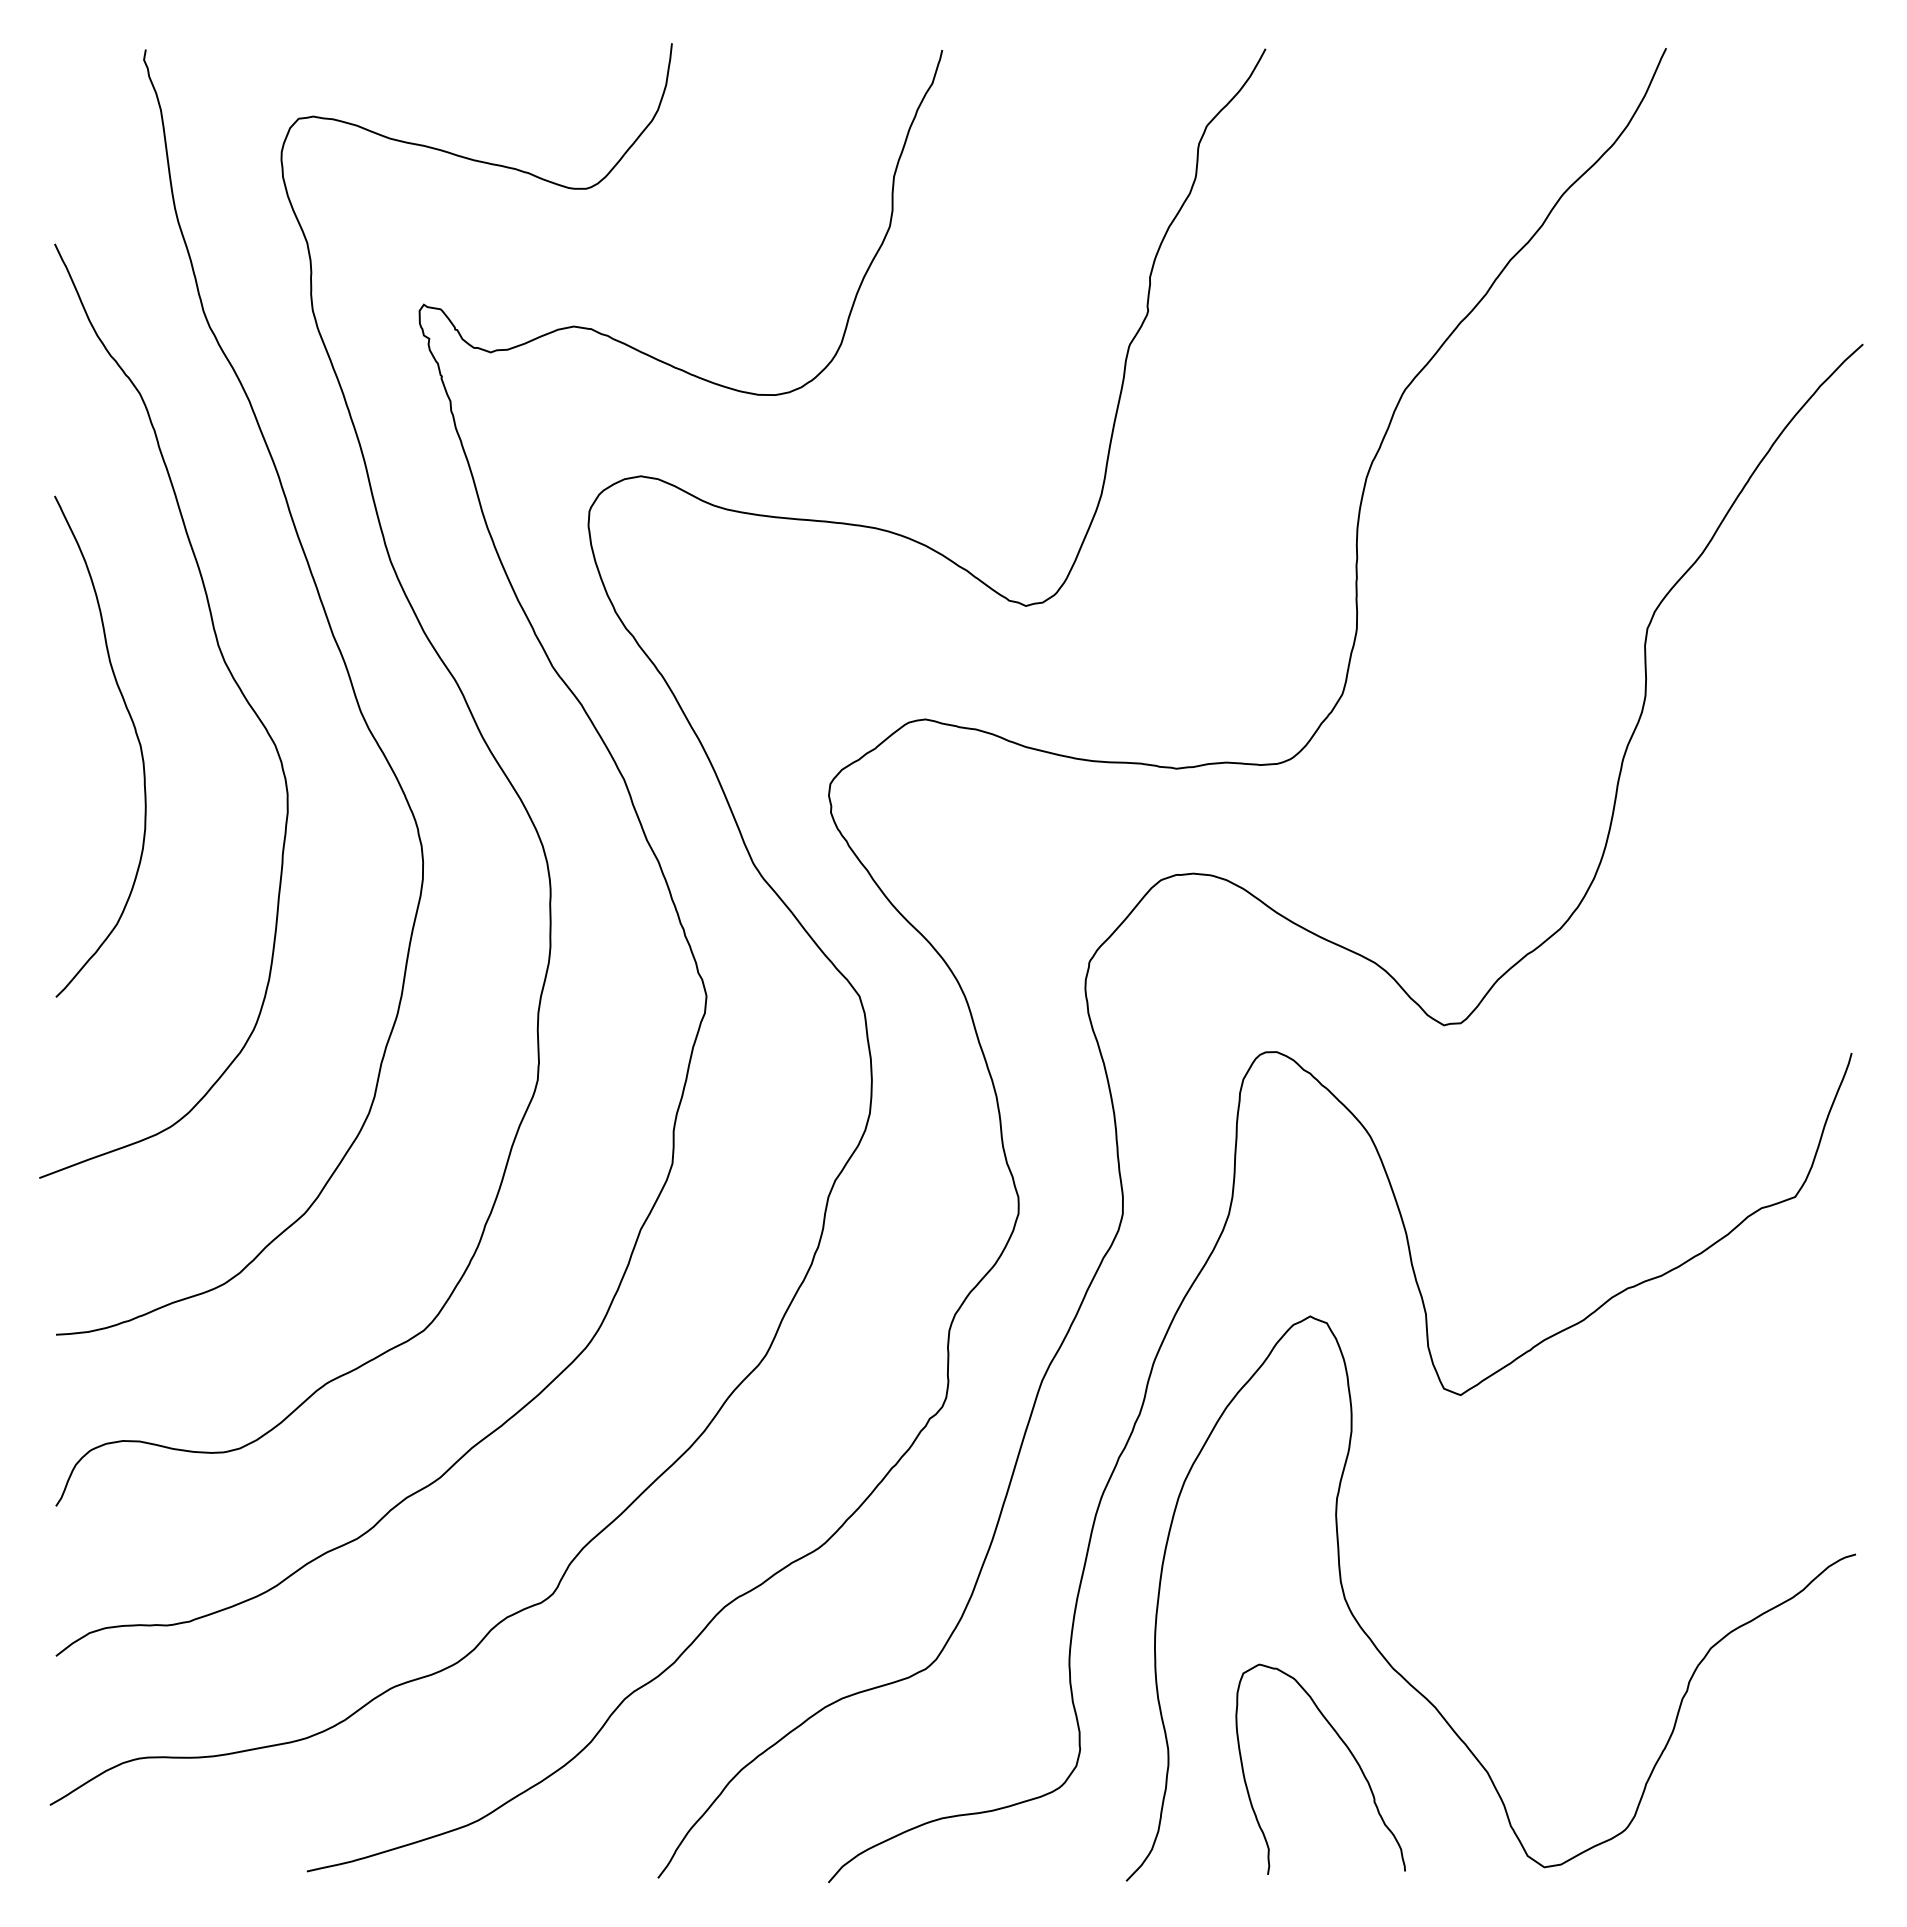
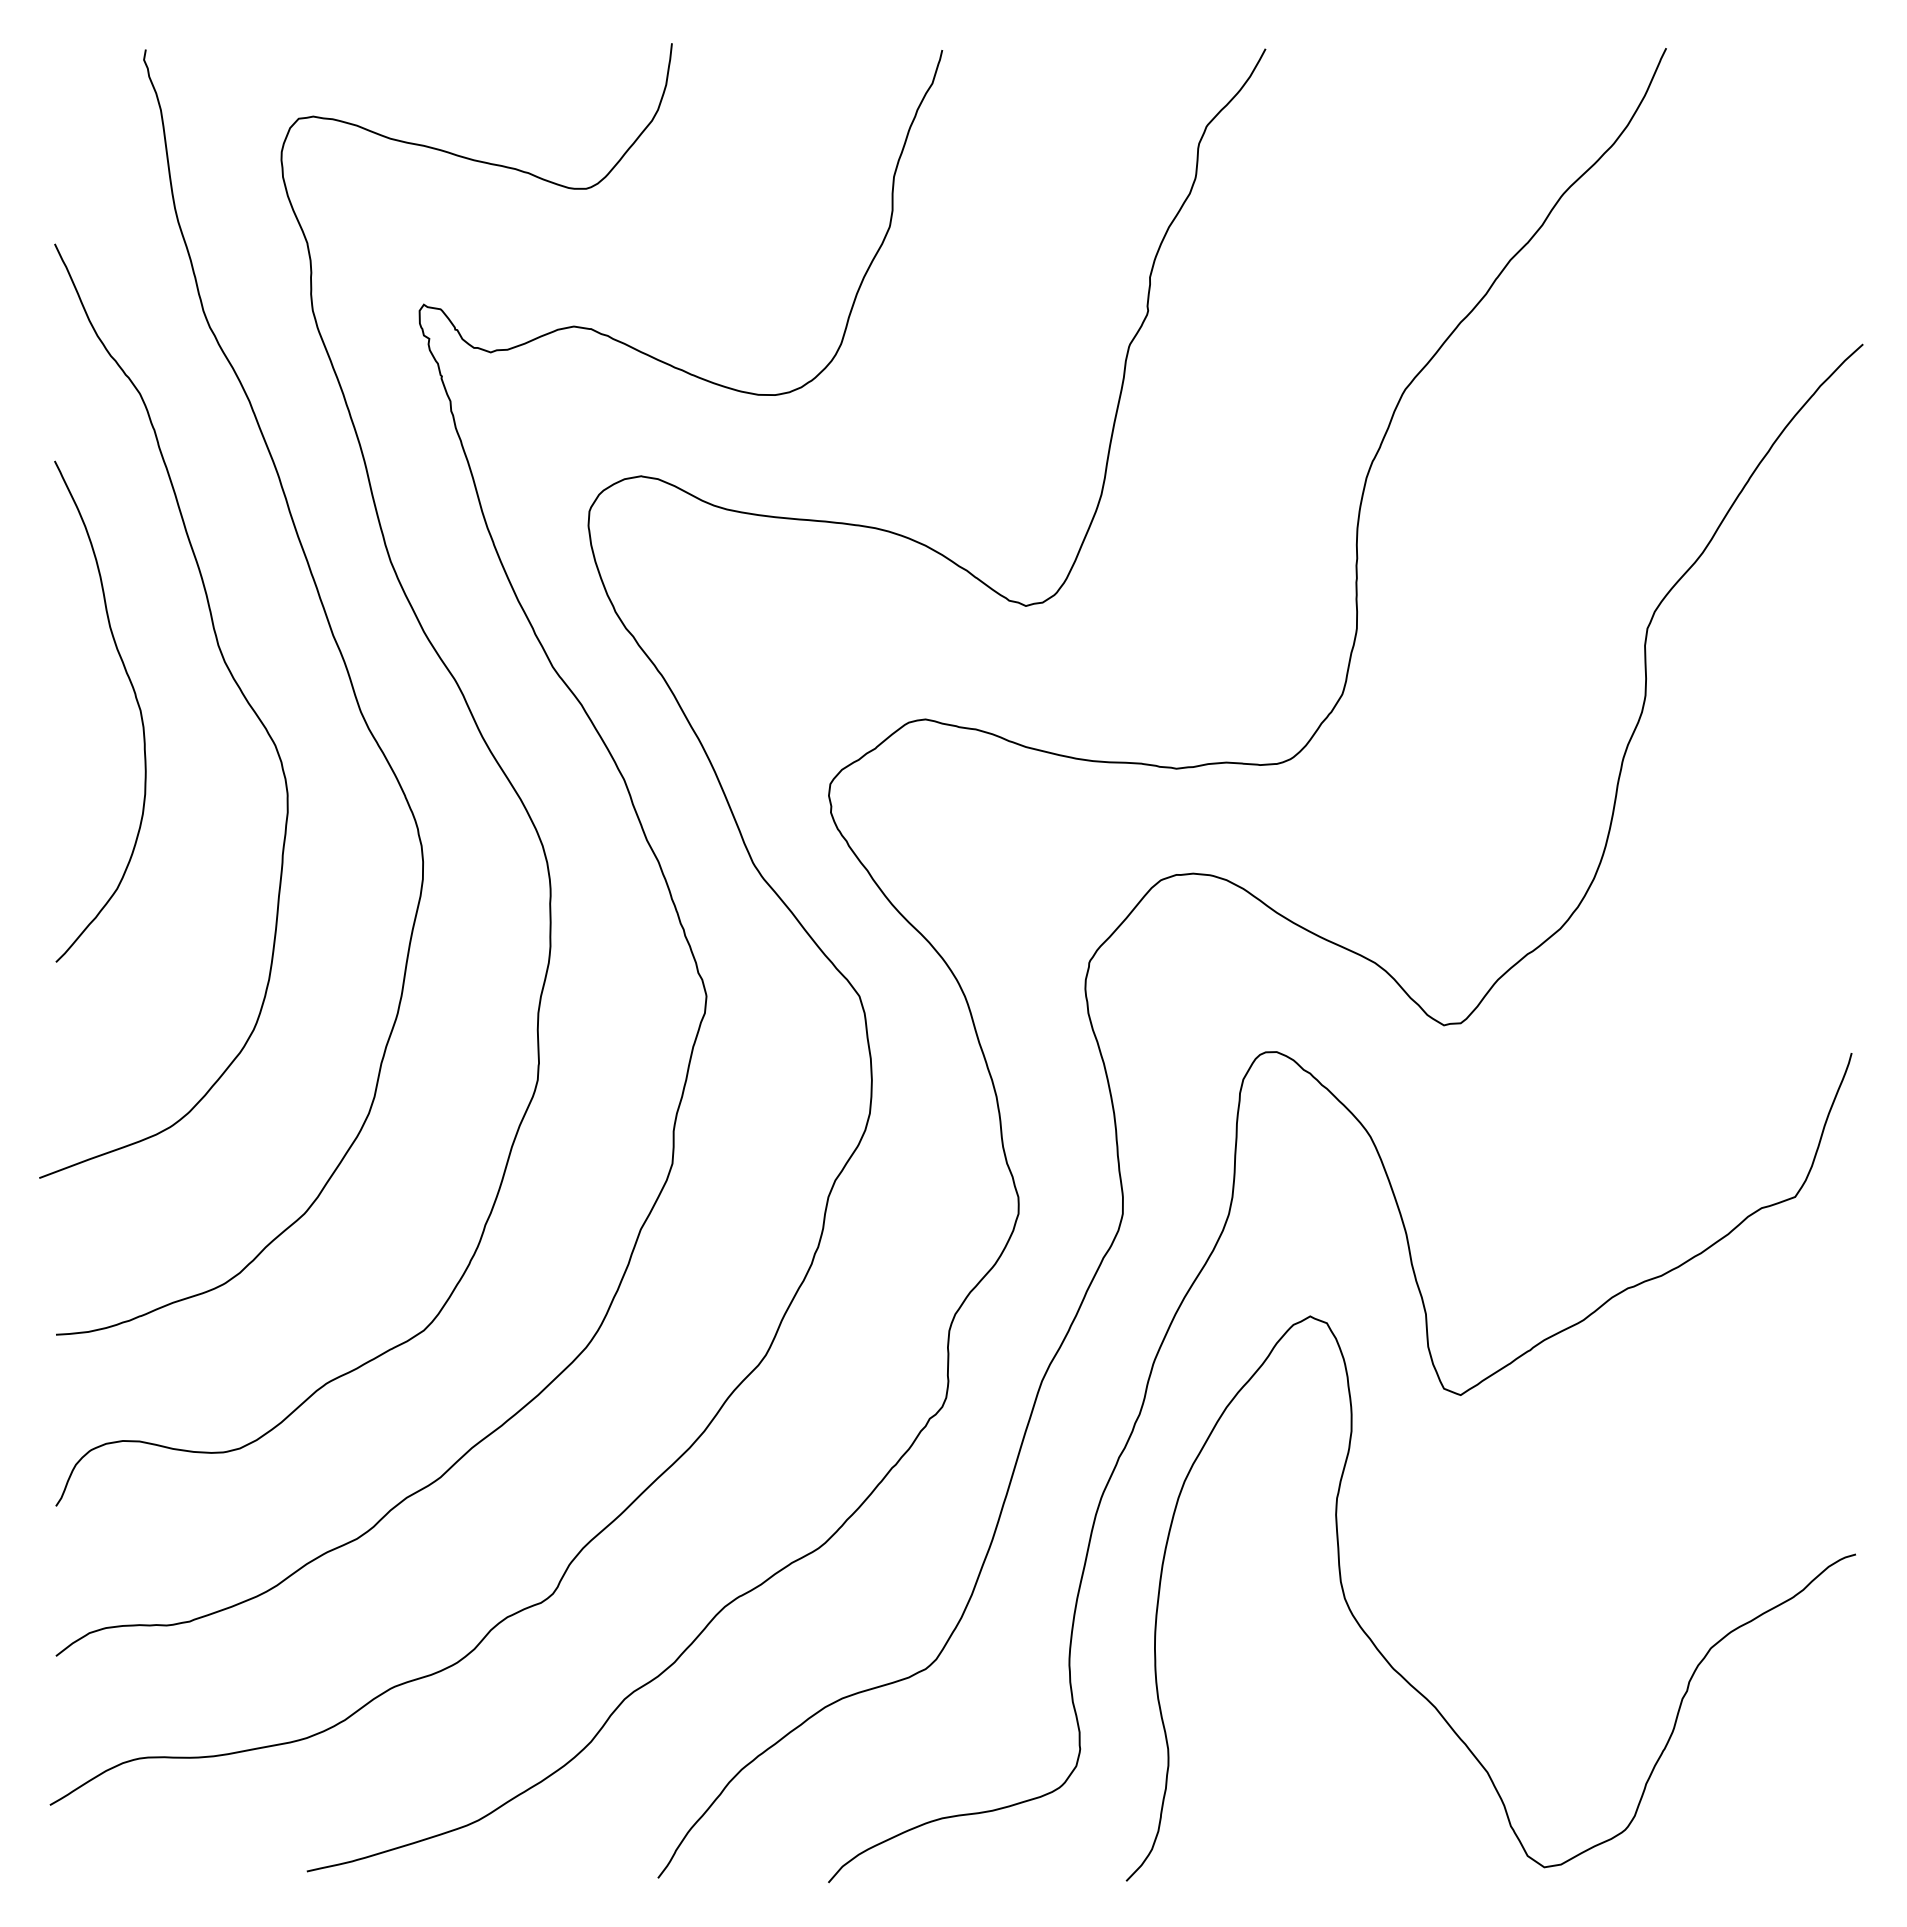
curve position: (135, 734) -> (135, 699) (135, 699)
curve: present -> none (1349, 1752)
